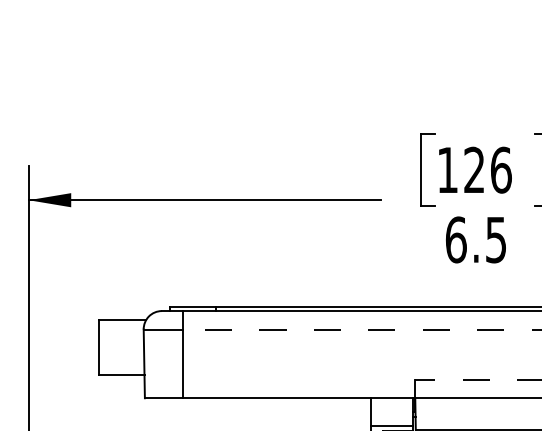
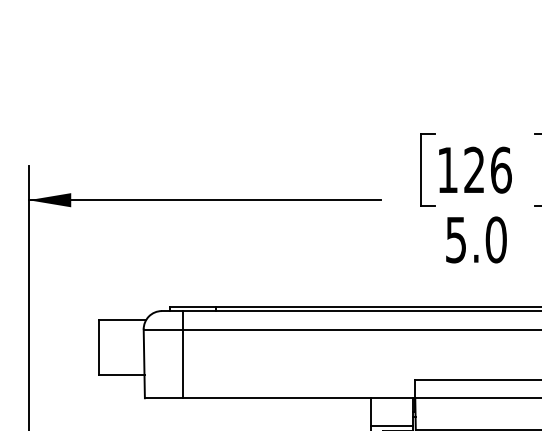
text: 6.5 -> 5.0 (475, 239)
line: dashed -> solid (361, 329)
line: dashed -> solid (477, 379)
